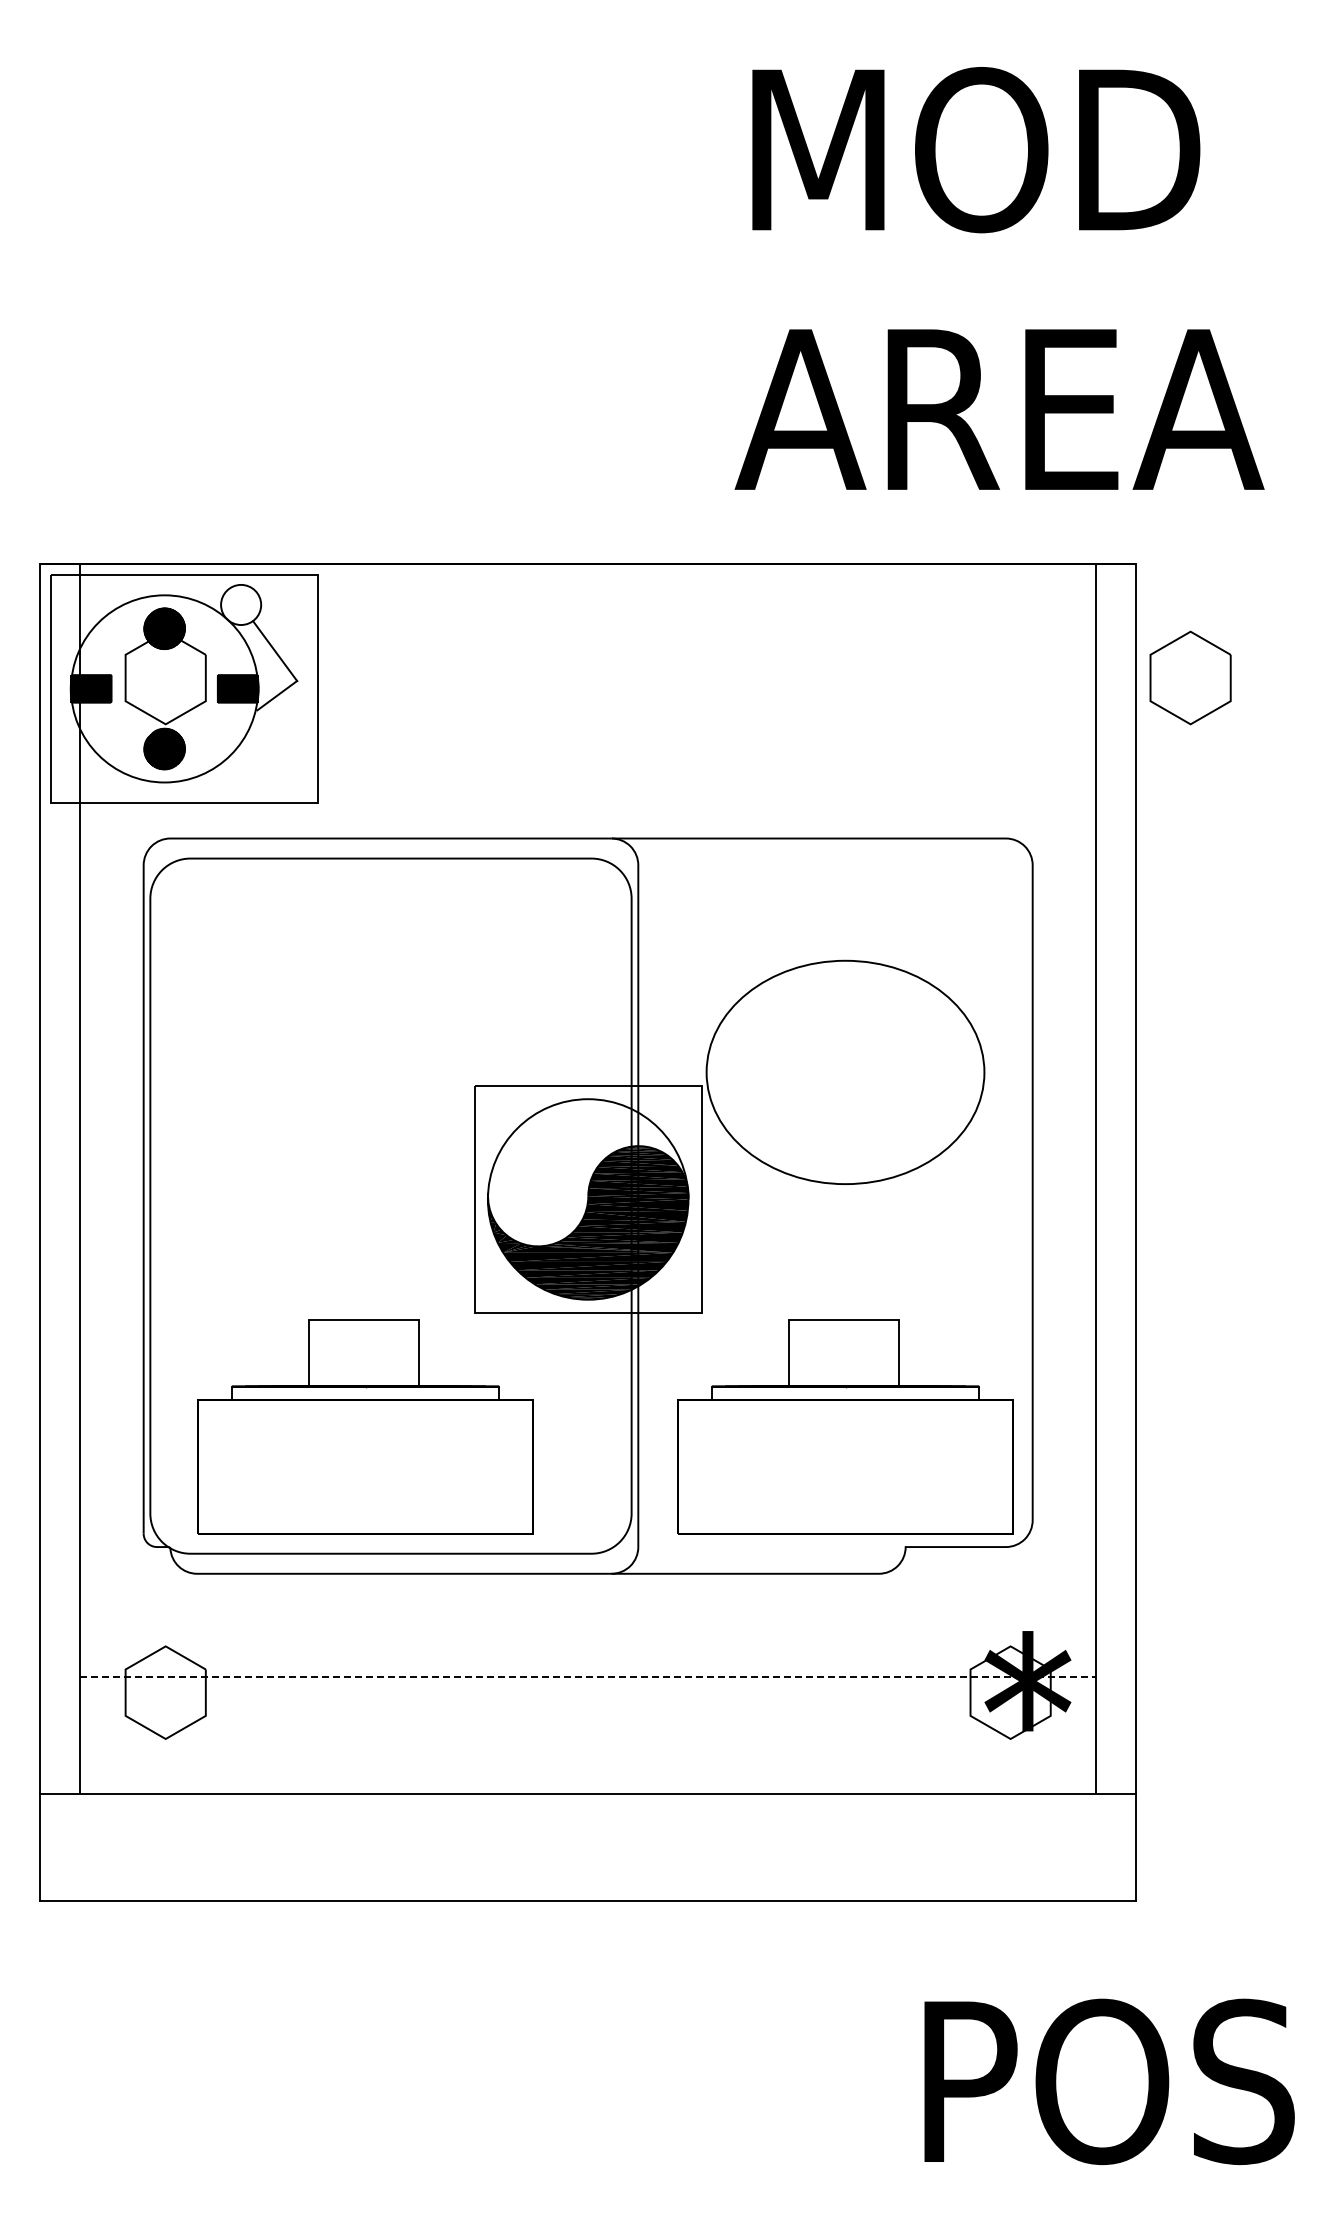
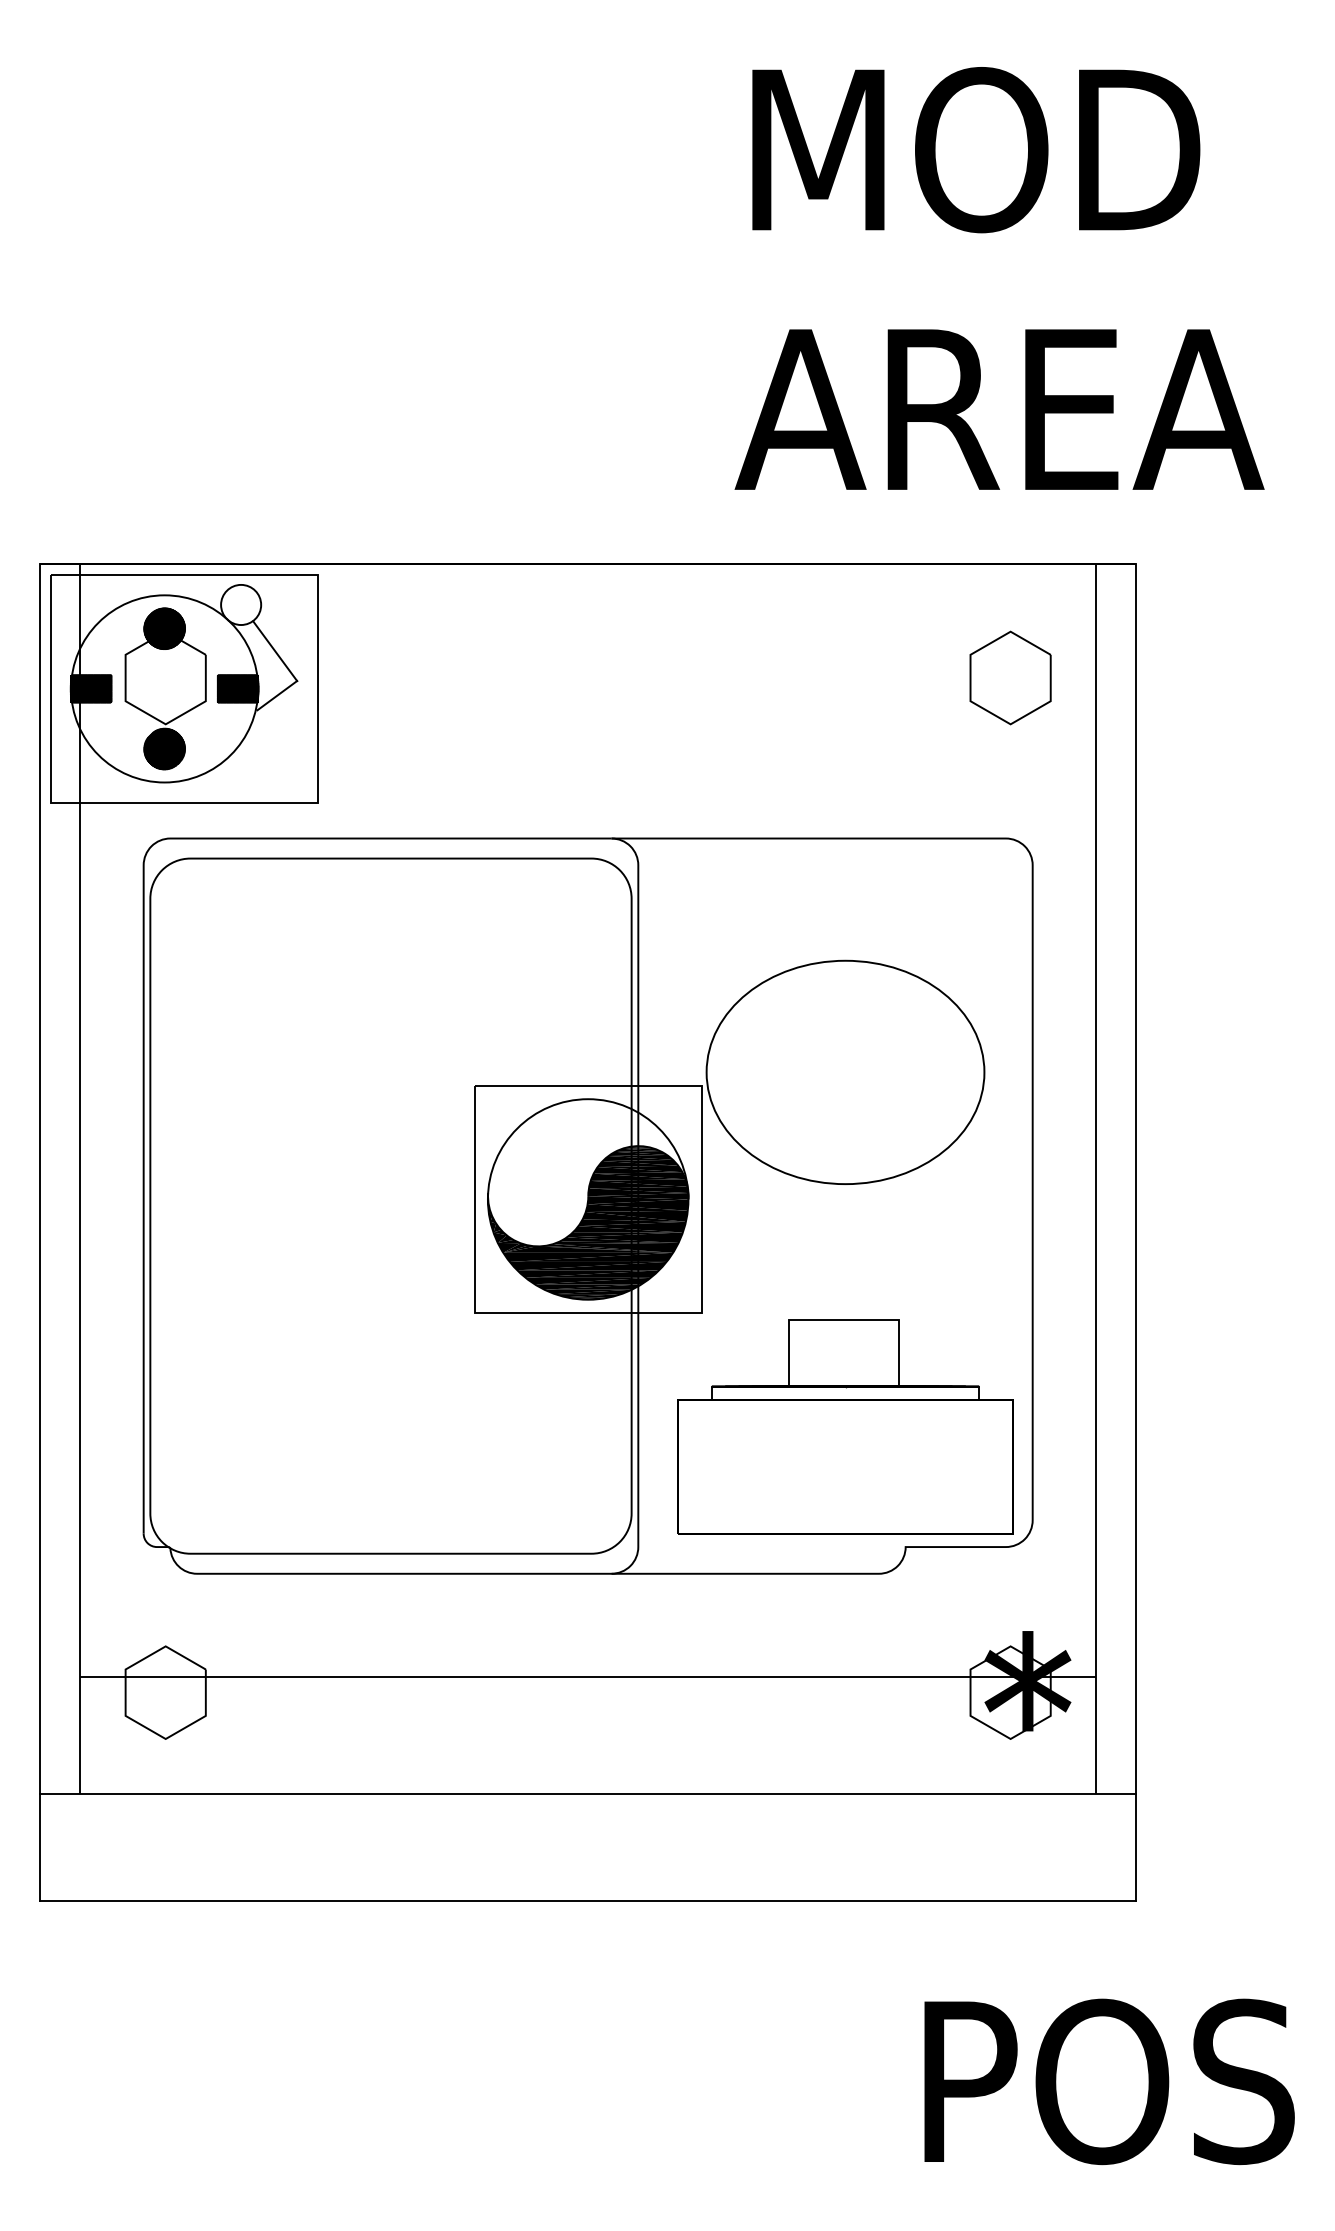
part position: (1190, 677) -> (1010, 677) (1010, 677)
part: present -> none (365, 1426)
line: dashed -> solid (588, 1676)
